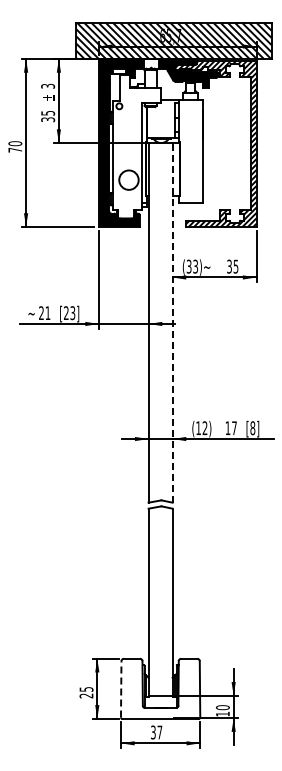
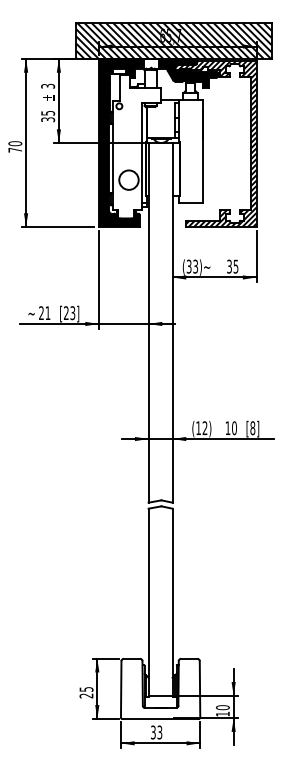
line: dashed -> solid (172, 322)
text: 17 -> 10 (234, 428)
line: dashed -> solid (121, 688)
text: 37 -> 33 (159, 732)
